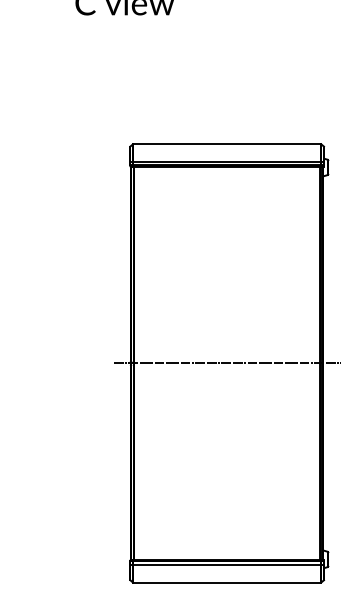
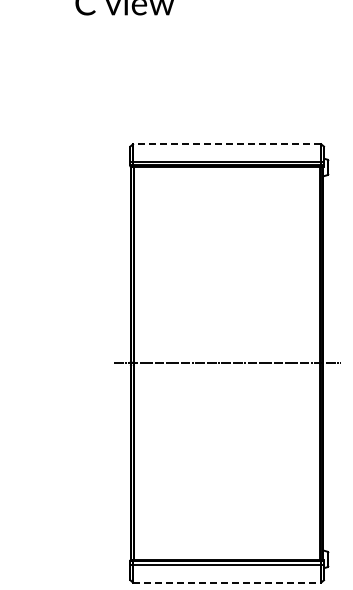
line: solid -> dashed (227, 144)
line: solid -> dashed (227, 582)
